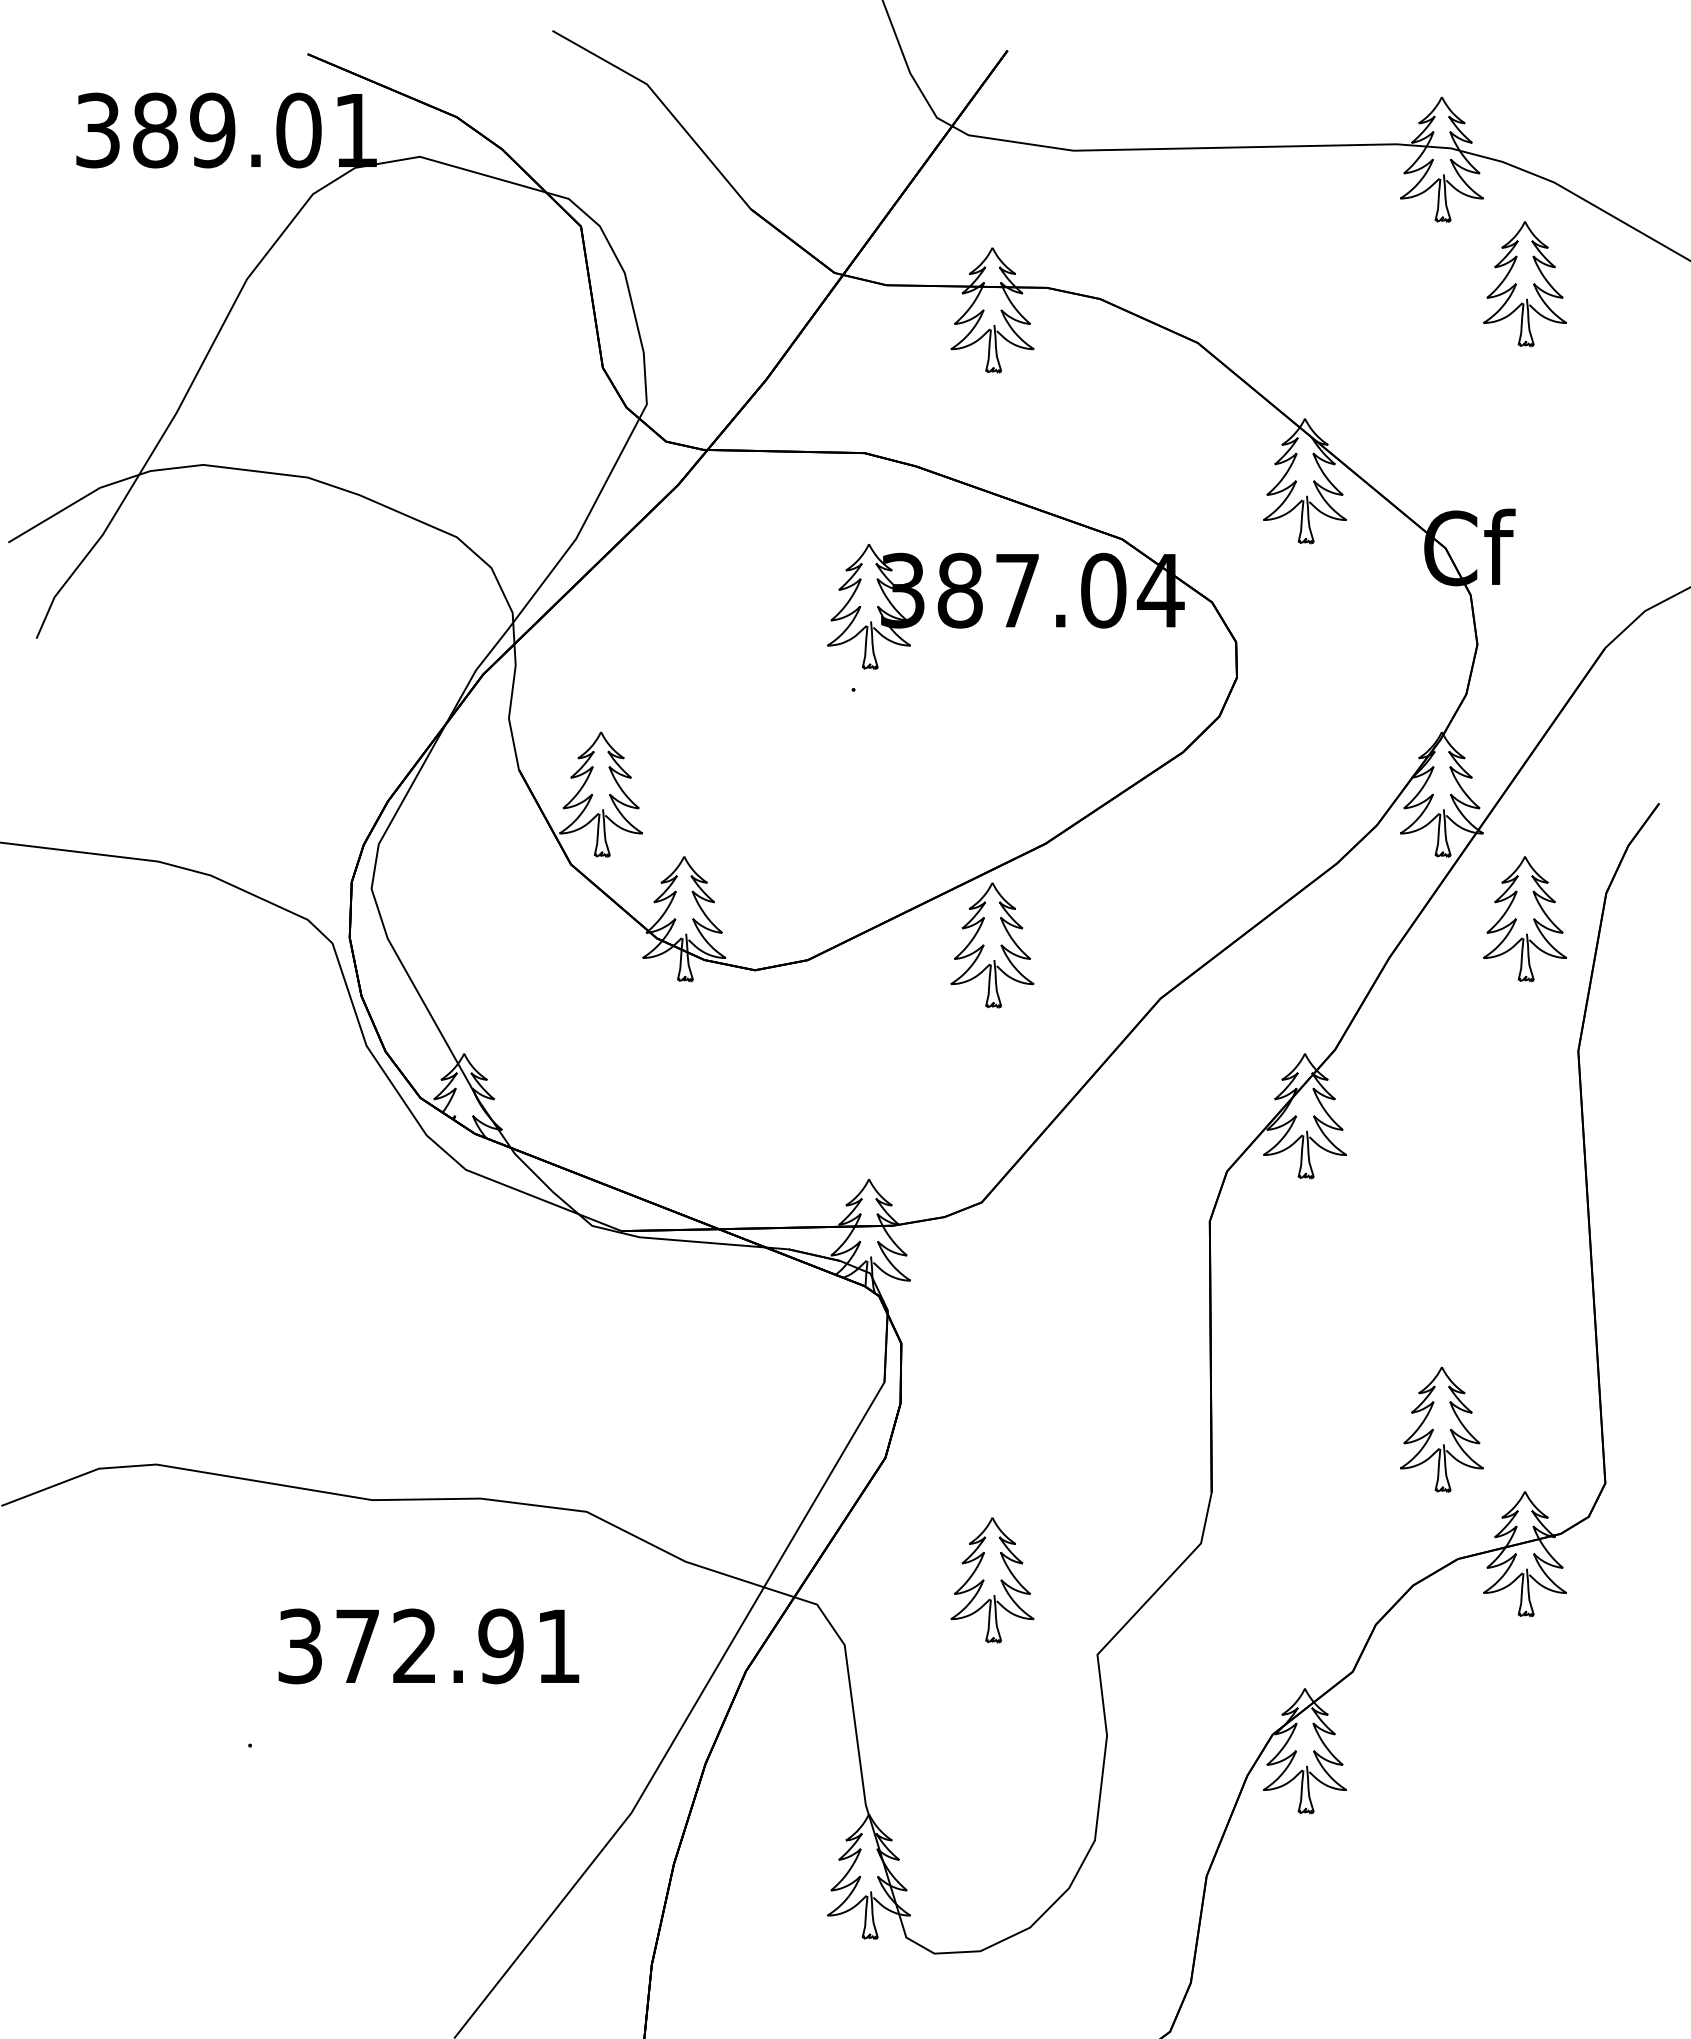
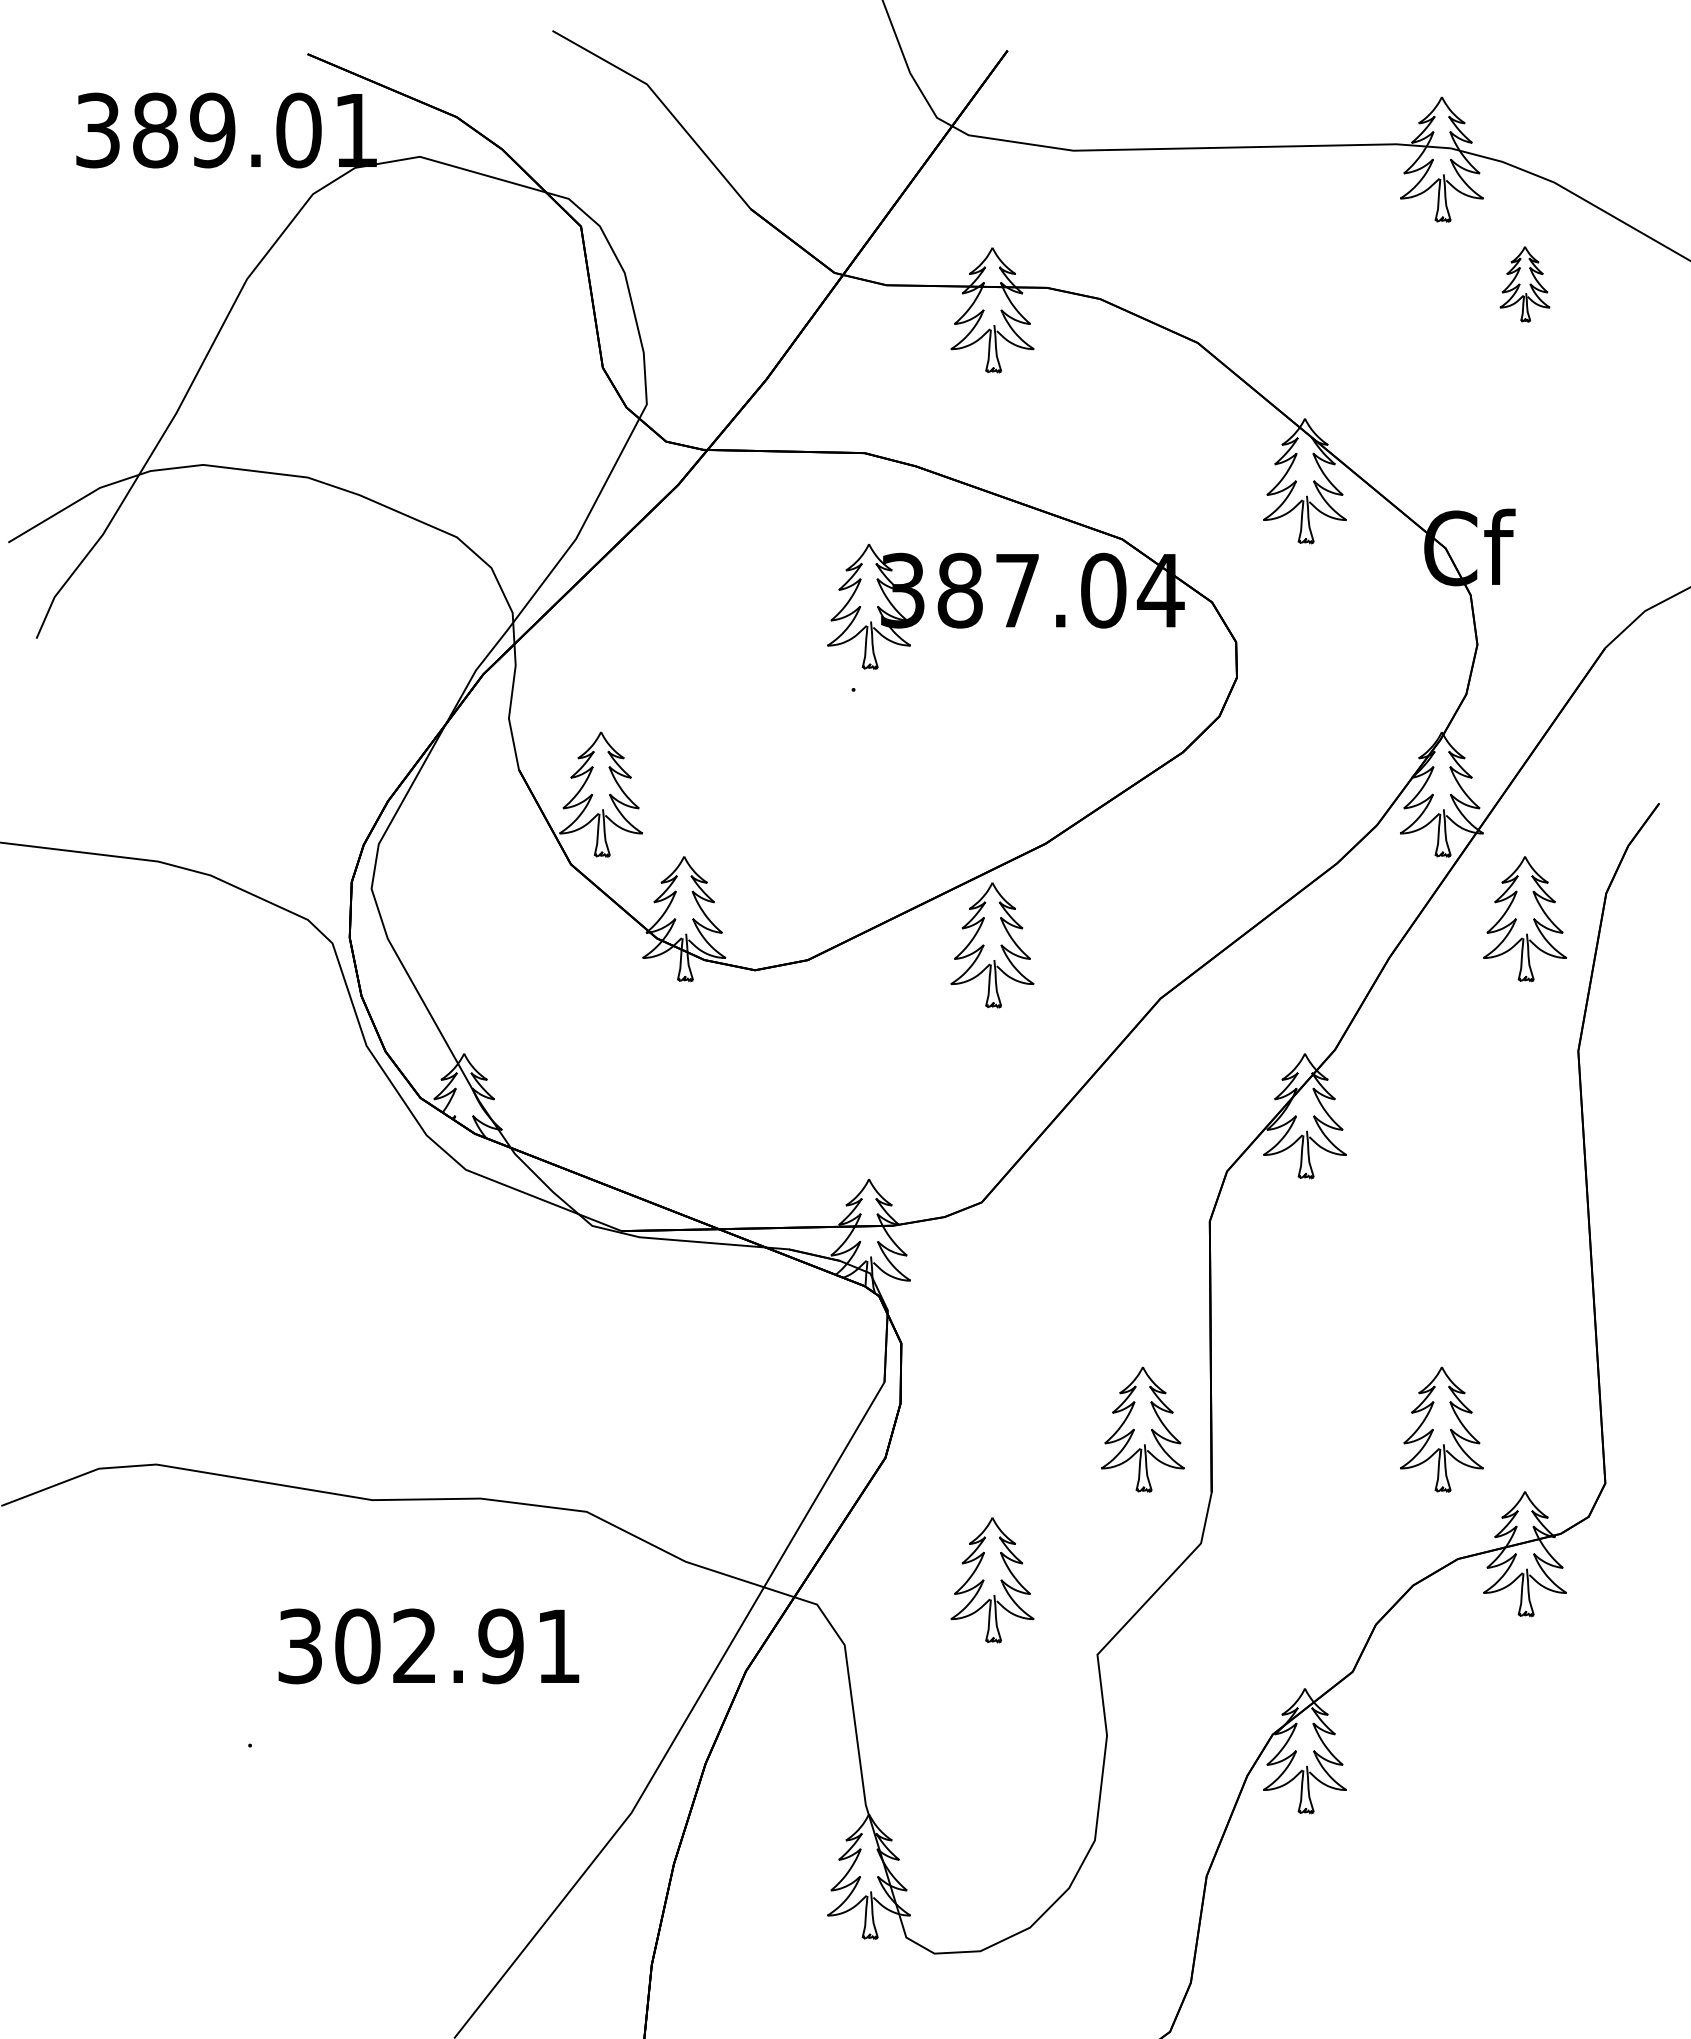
part size: 84x127 px -> 52x77 px (1524, 284)
part: none -> present (1142, 1429)
text: 372.91 -> 302.91 (357, 1646)
